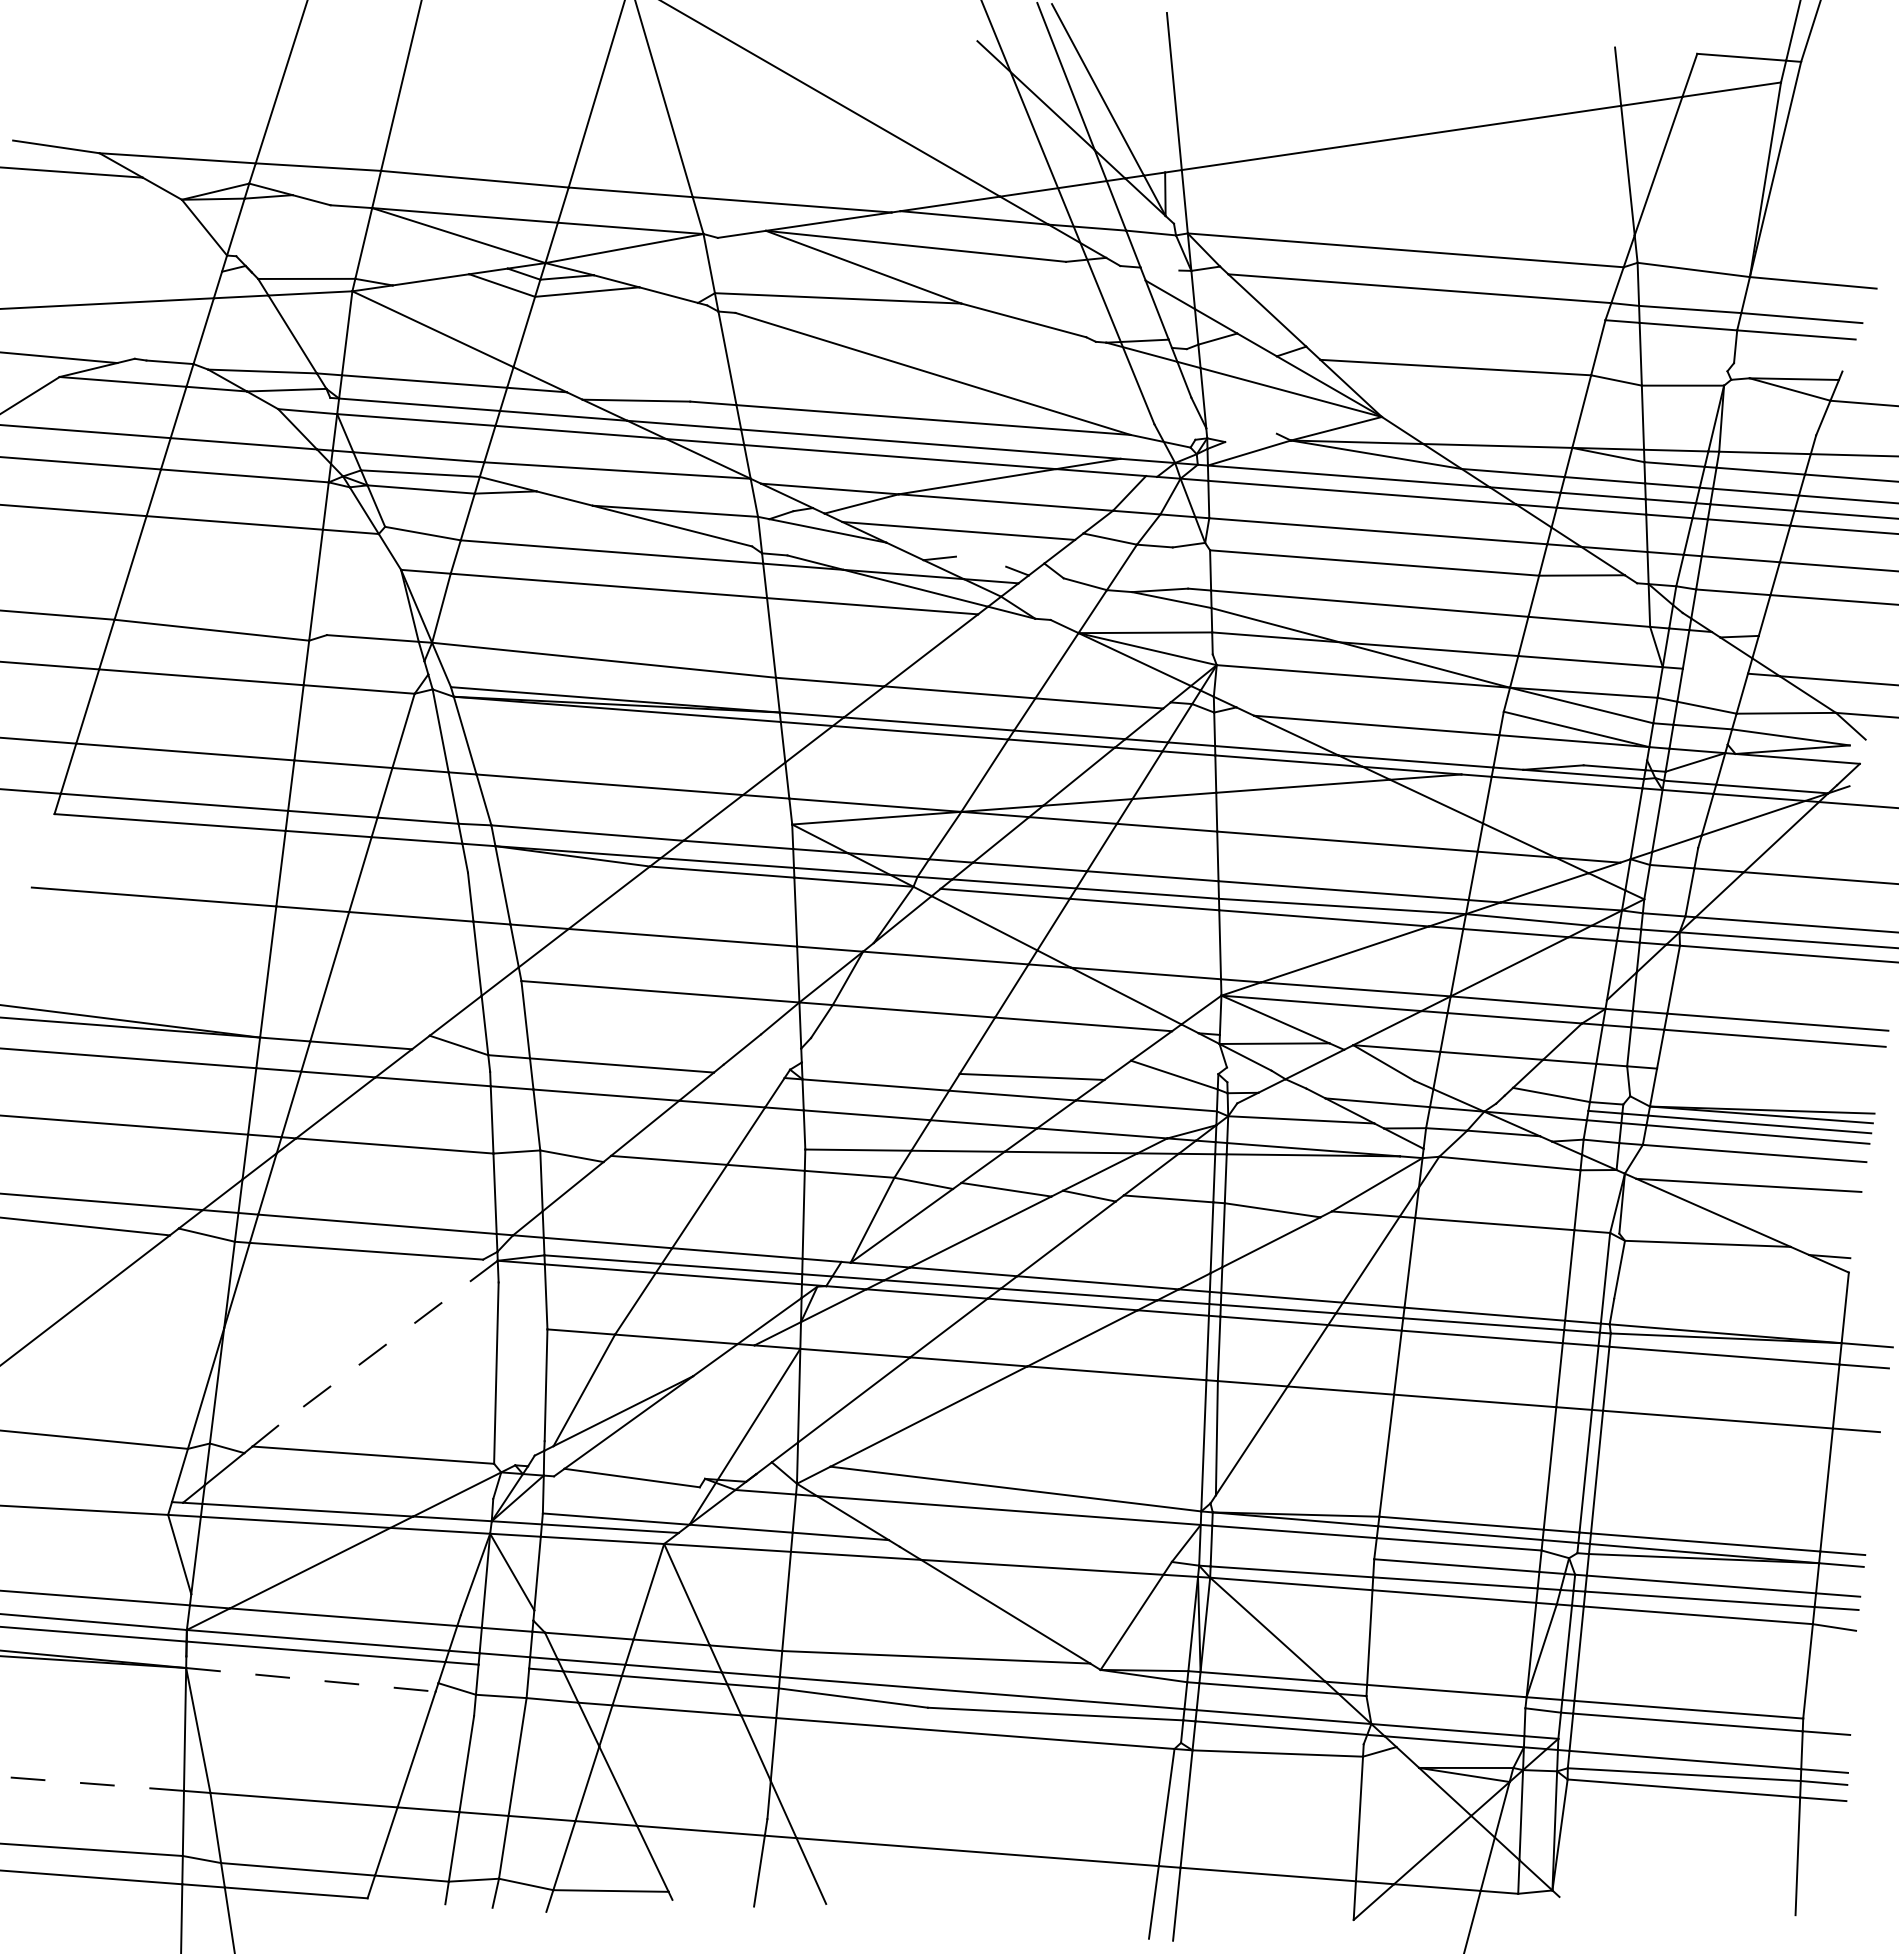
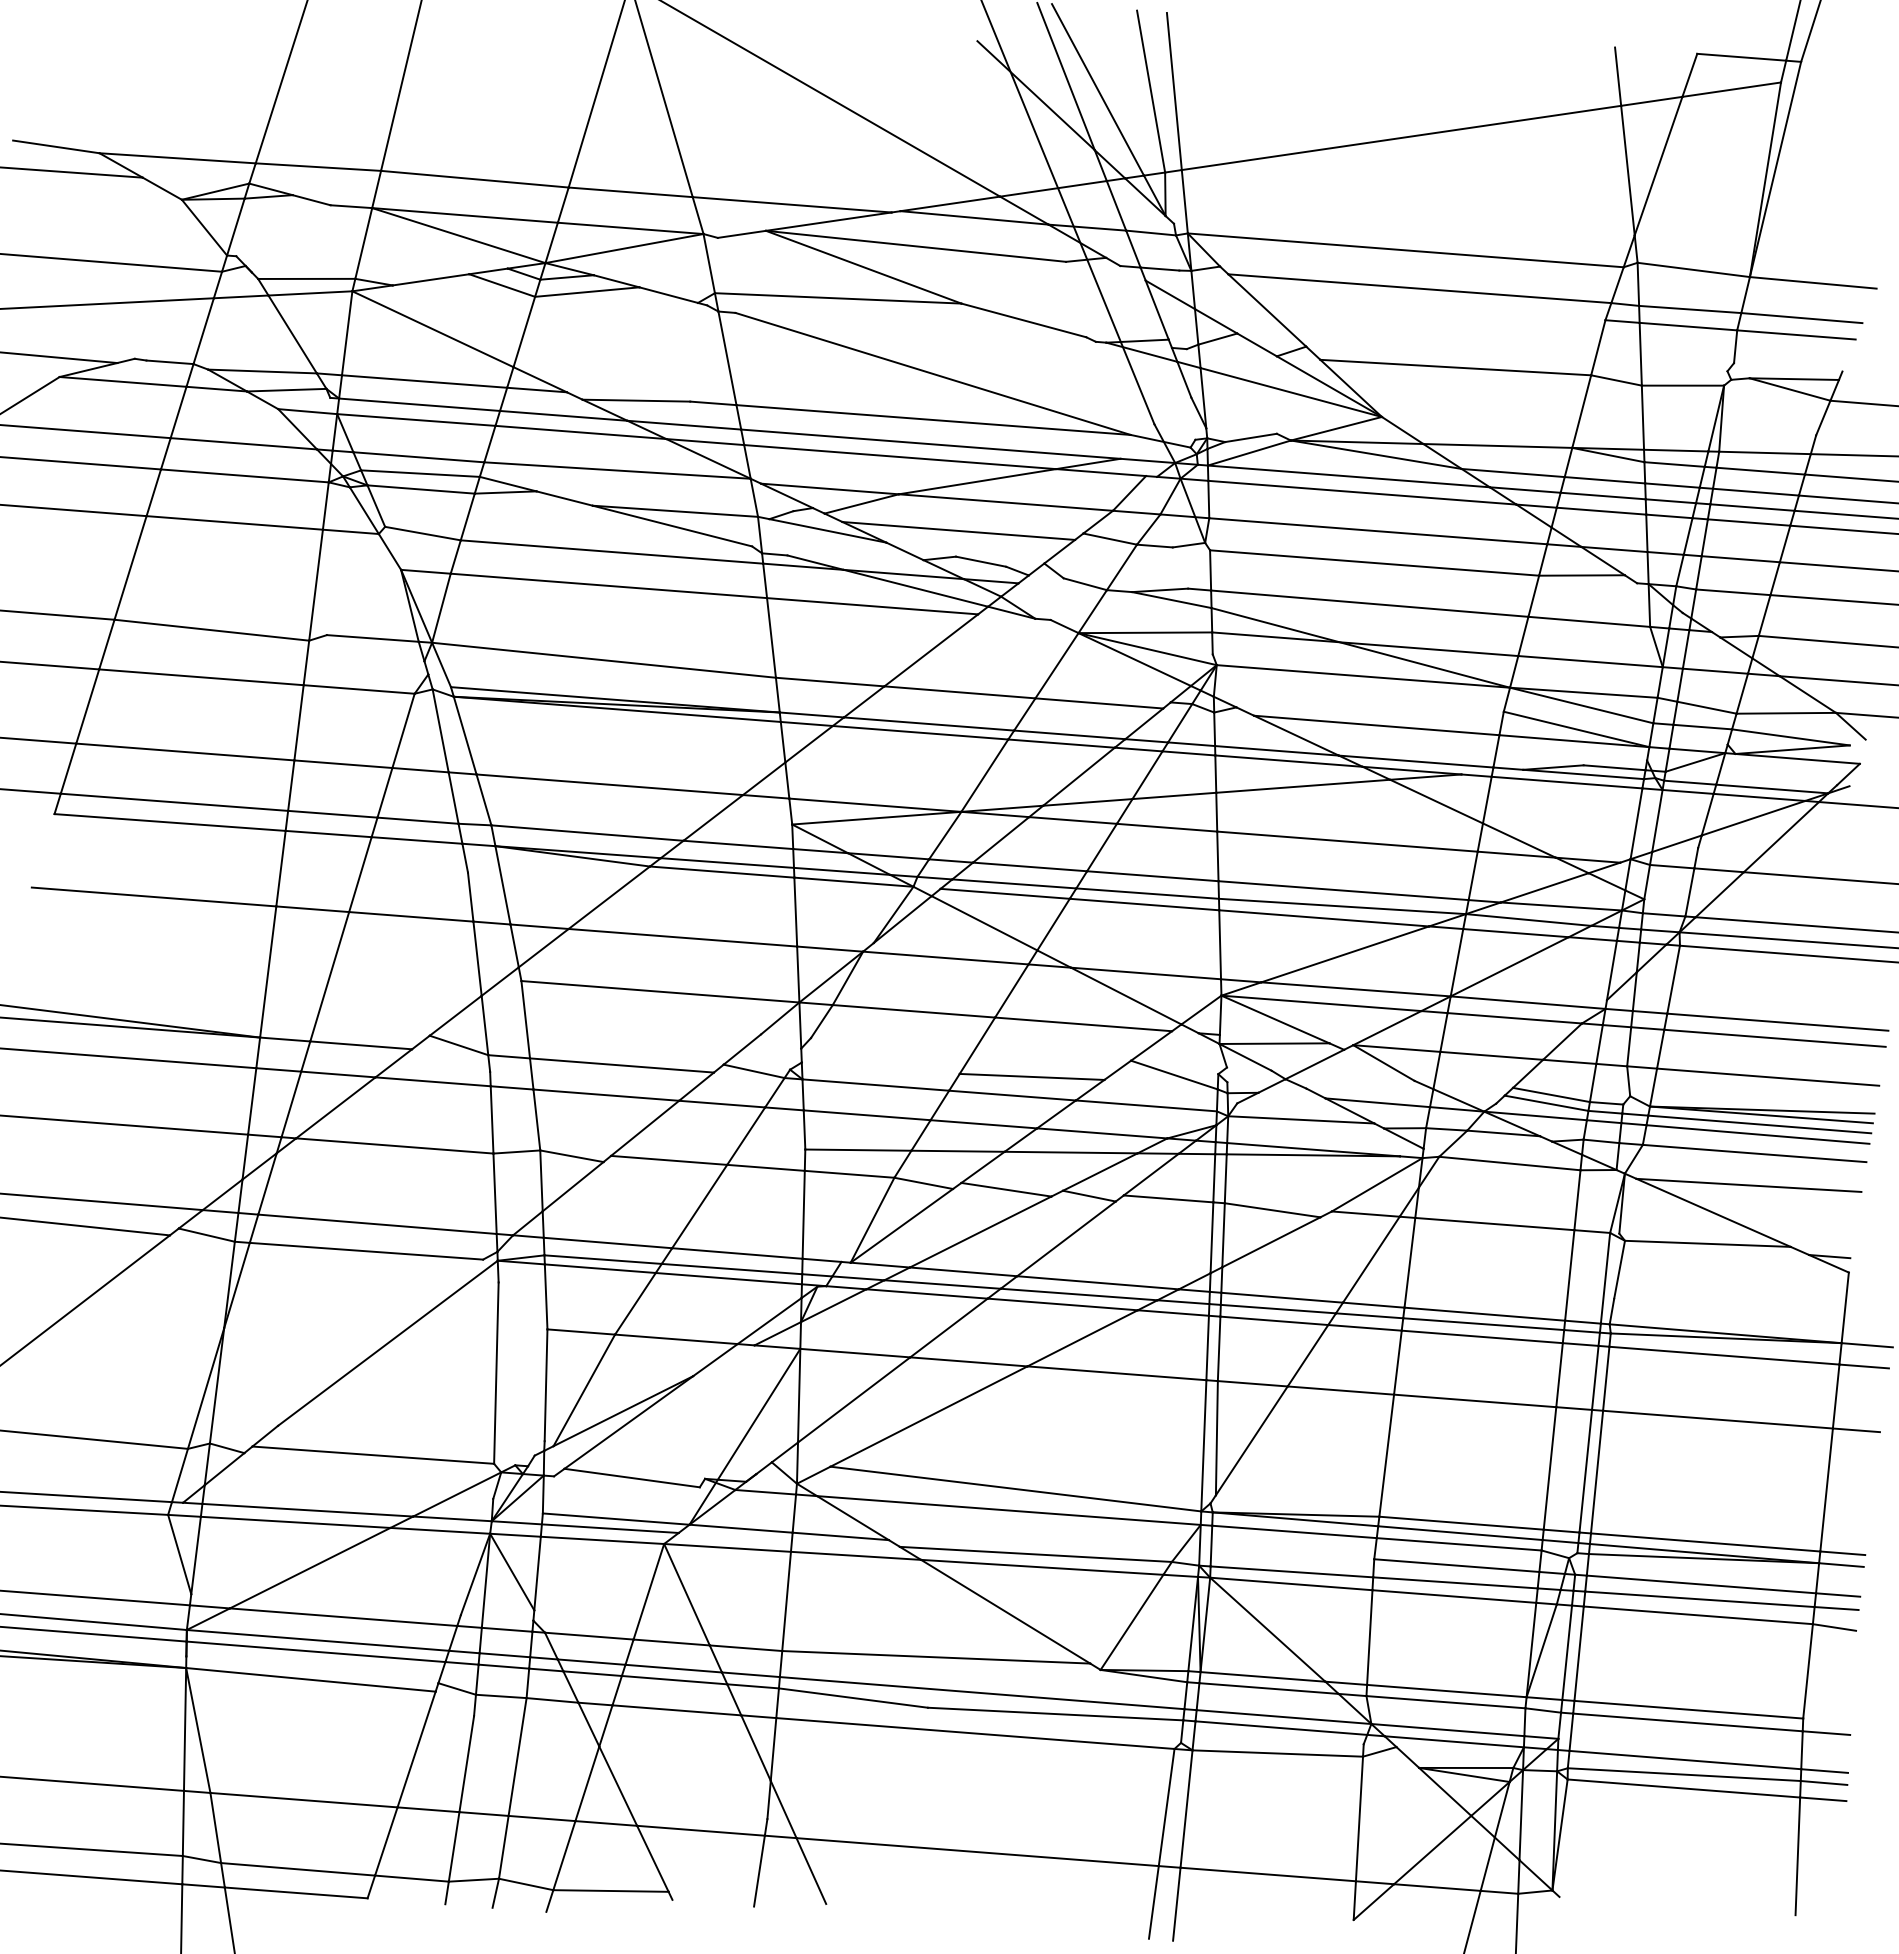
line: none -> present (1151, 91)
line: none -> present (112, 262)
line: none -> present (1159, 268)
line: none -> present (1250, 437)
line: none -> present (981, 561)
line: none -> present (1826, 641)
line: none -> present (1715, 670)
line: none -> present (753, 1071)
line: none -> present (1768, 1076)
line: none -> present (1546, 1102)
line: dashed -> solid (387, 1343)
line: none -> present (87, 1497)
line: none -> present (1035, 1553)
line: none -> present (503, 1666)
line: dashed -> solid (311, 1679)
line: none -> present (1445, 1702)
line: dashed -> solid (91, 1783)
line: none -> present (1517, 1921)
